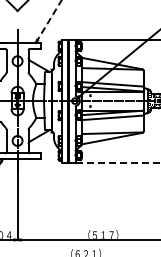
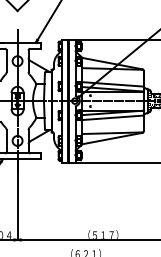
line: dashed -> solid (49, 21)
line: dashed -> solid (118, 162)
